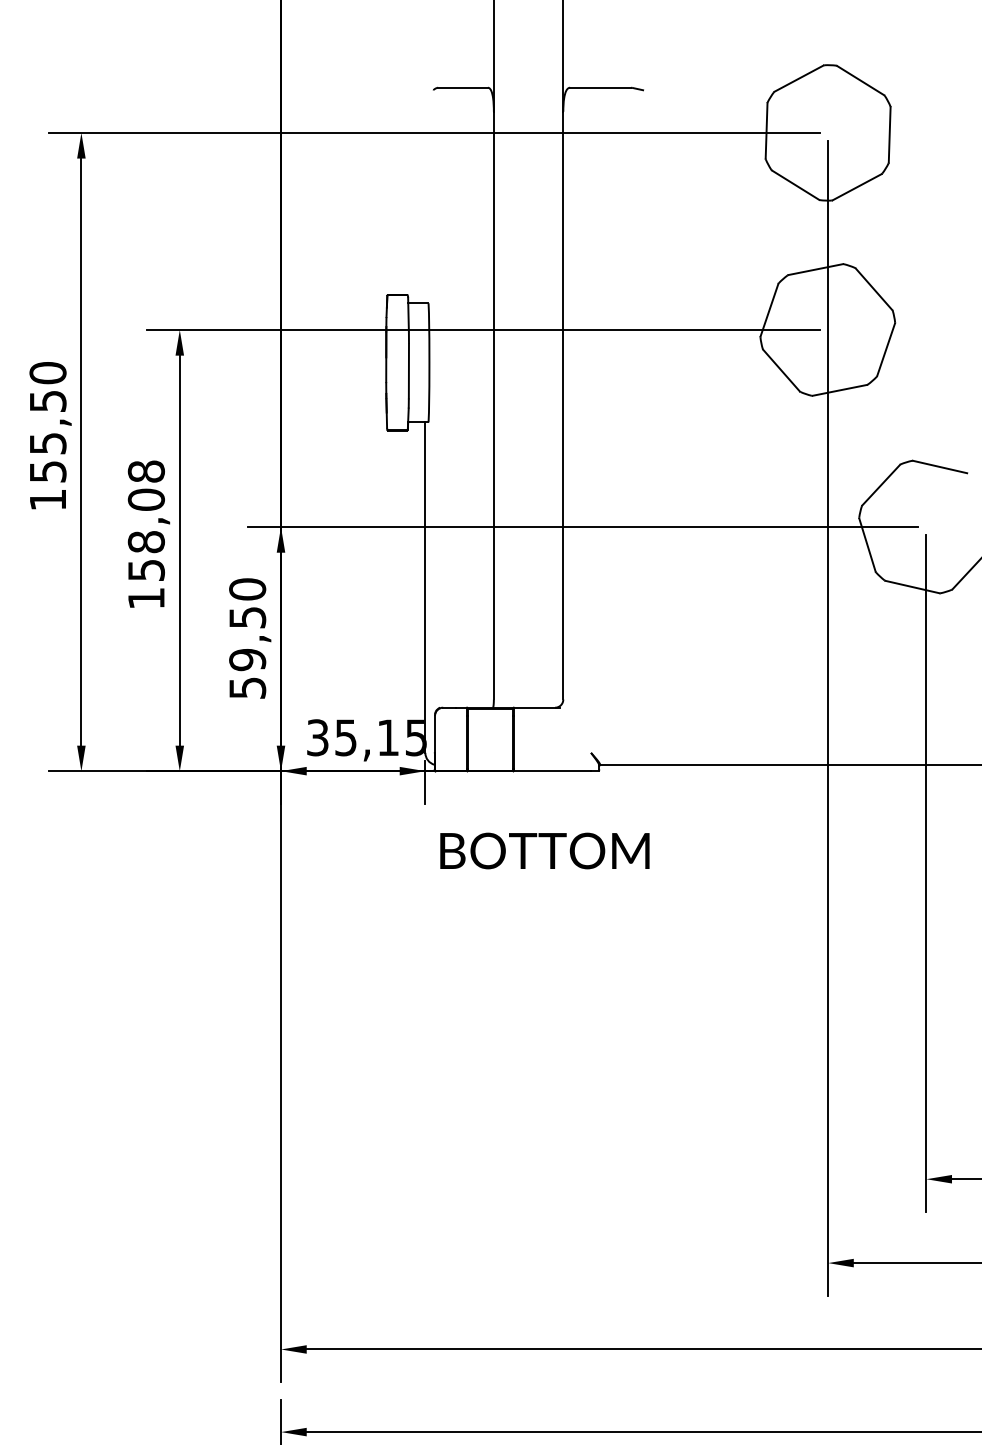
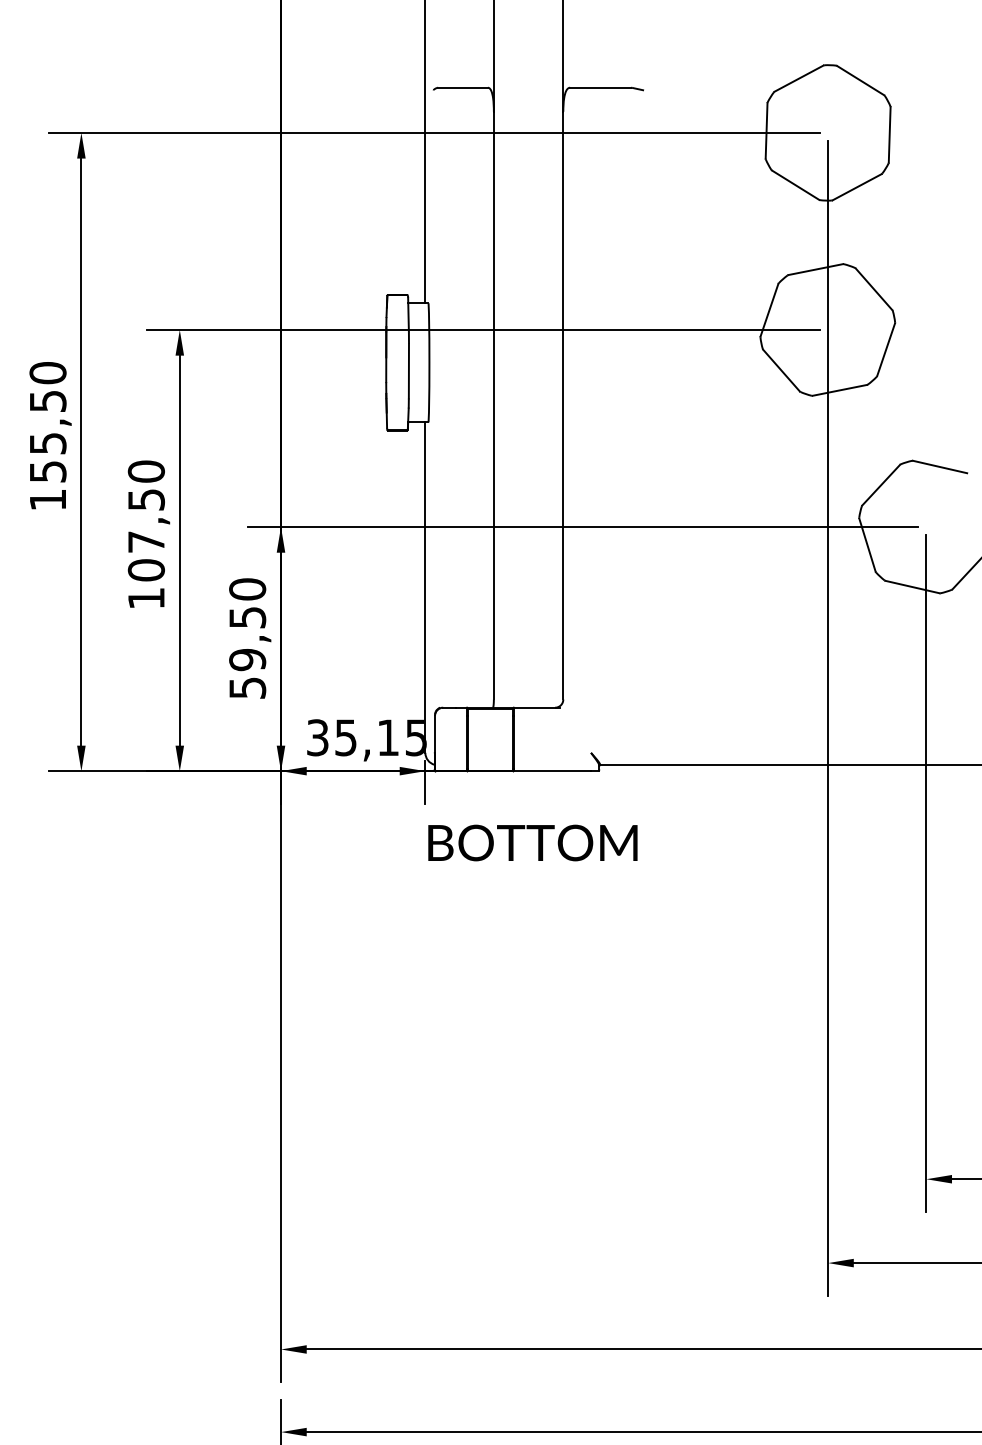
line: none -> present (425, 152)
text: 158,08 -> 107,50 (145, 520)
text position: (544, 850) -> (532, 842) (532, 842)
